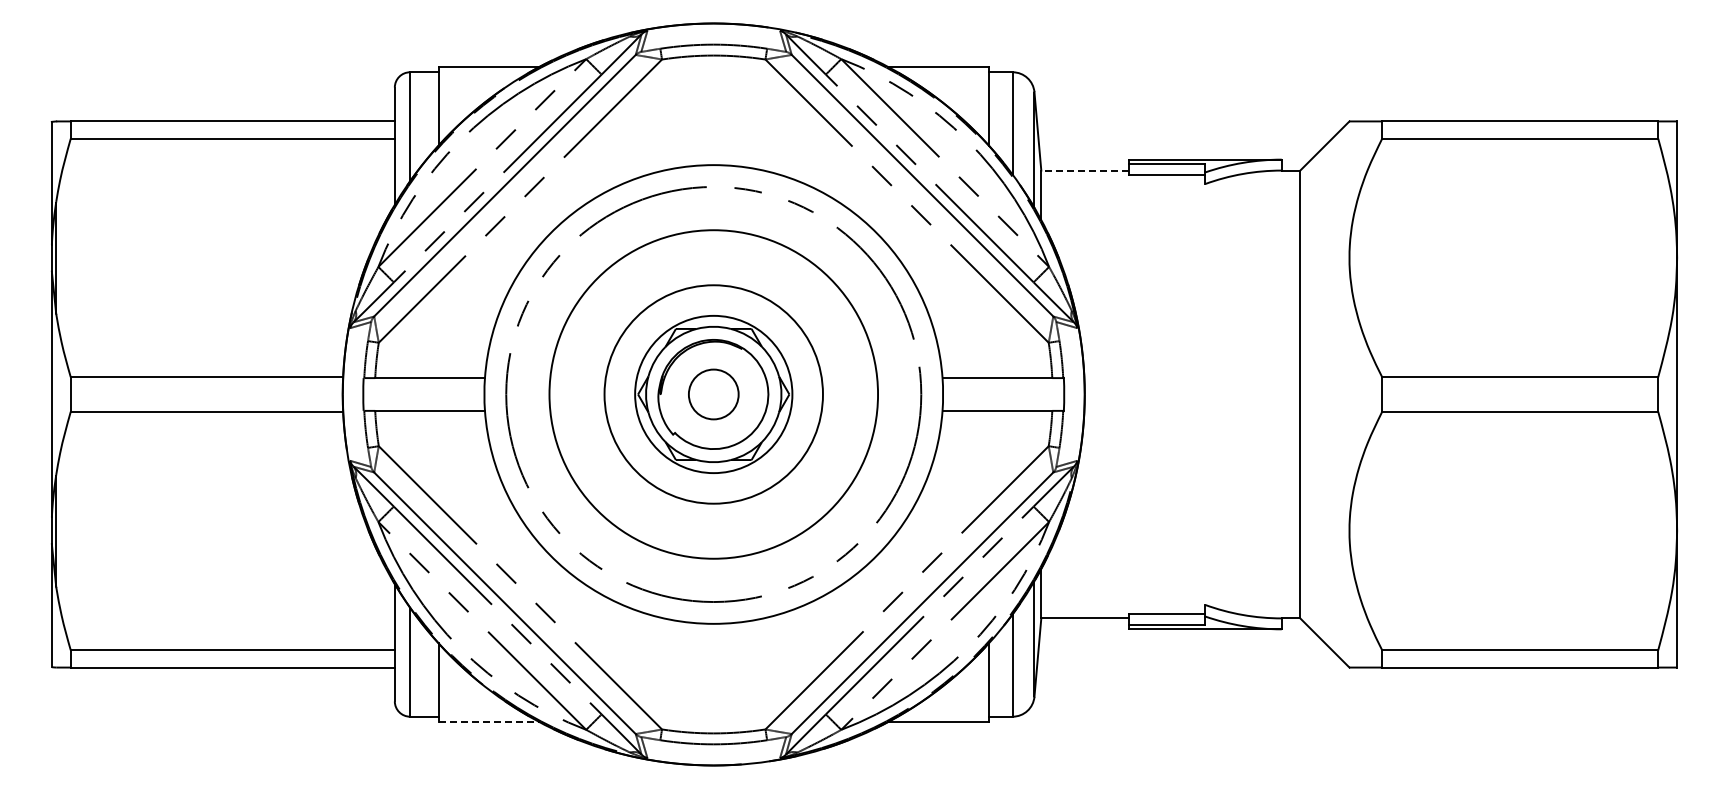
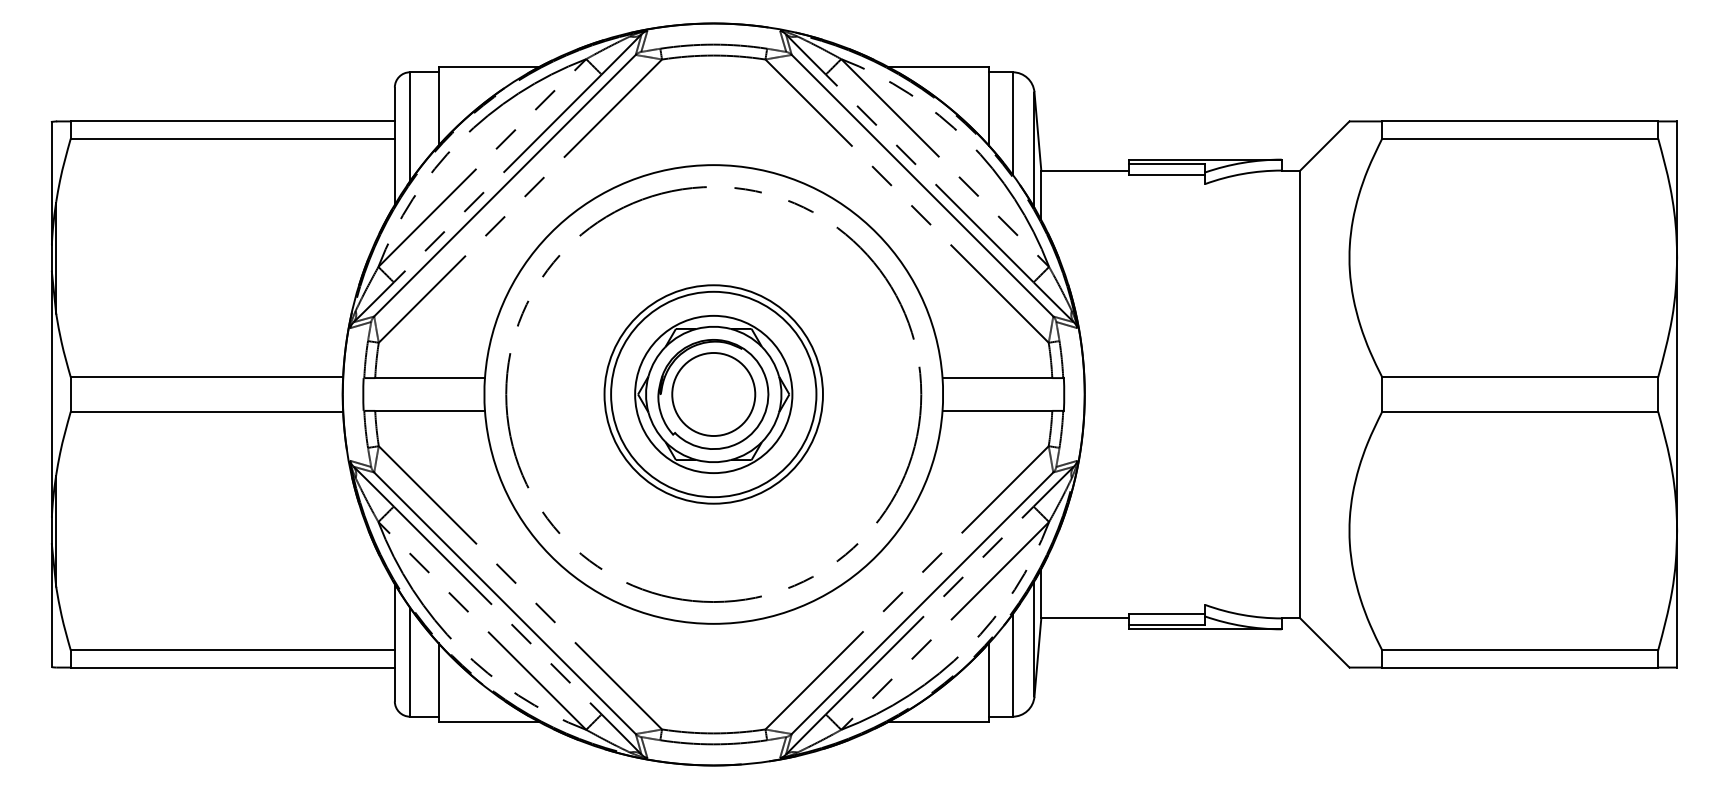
line: dashed -> solid (1085, 170)
circle diameter: 329 px -> 205 px (713, 394)
circle diameter: 50 px -> 83 px (713, 394)
line: dashed -> solid (489, 722)
